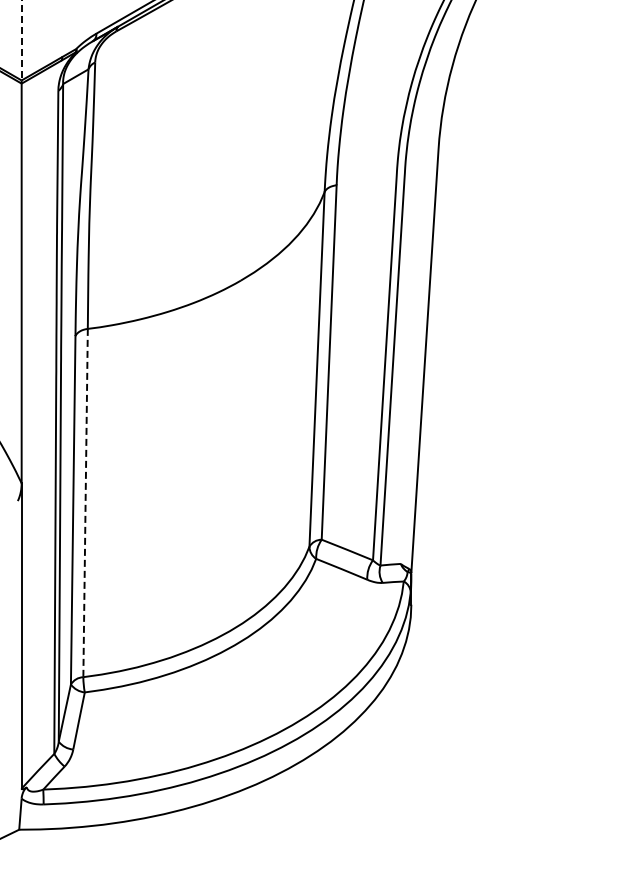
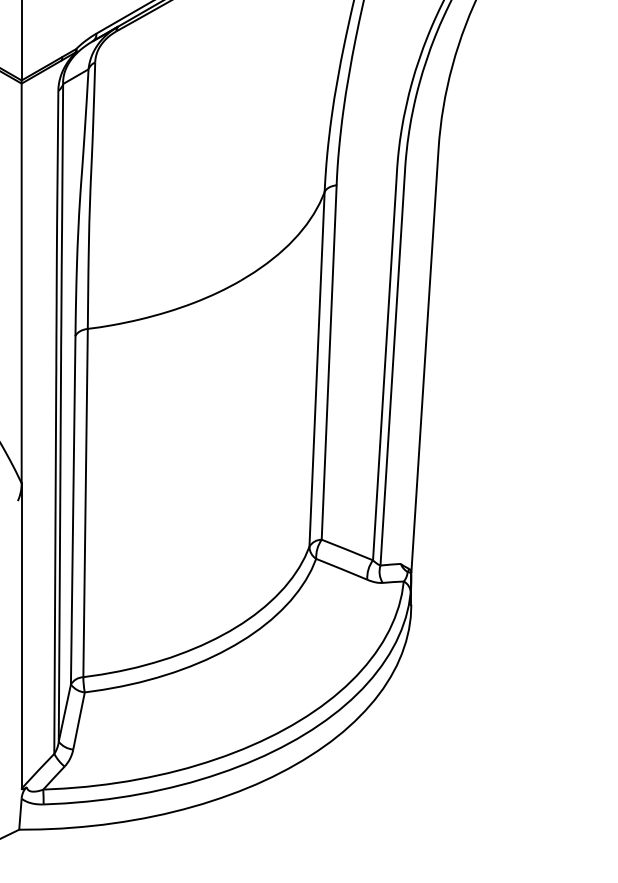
line: dashed -> solid (21, 40)
line: dashed -> solid (85, 503)
